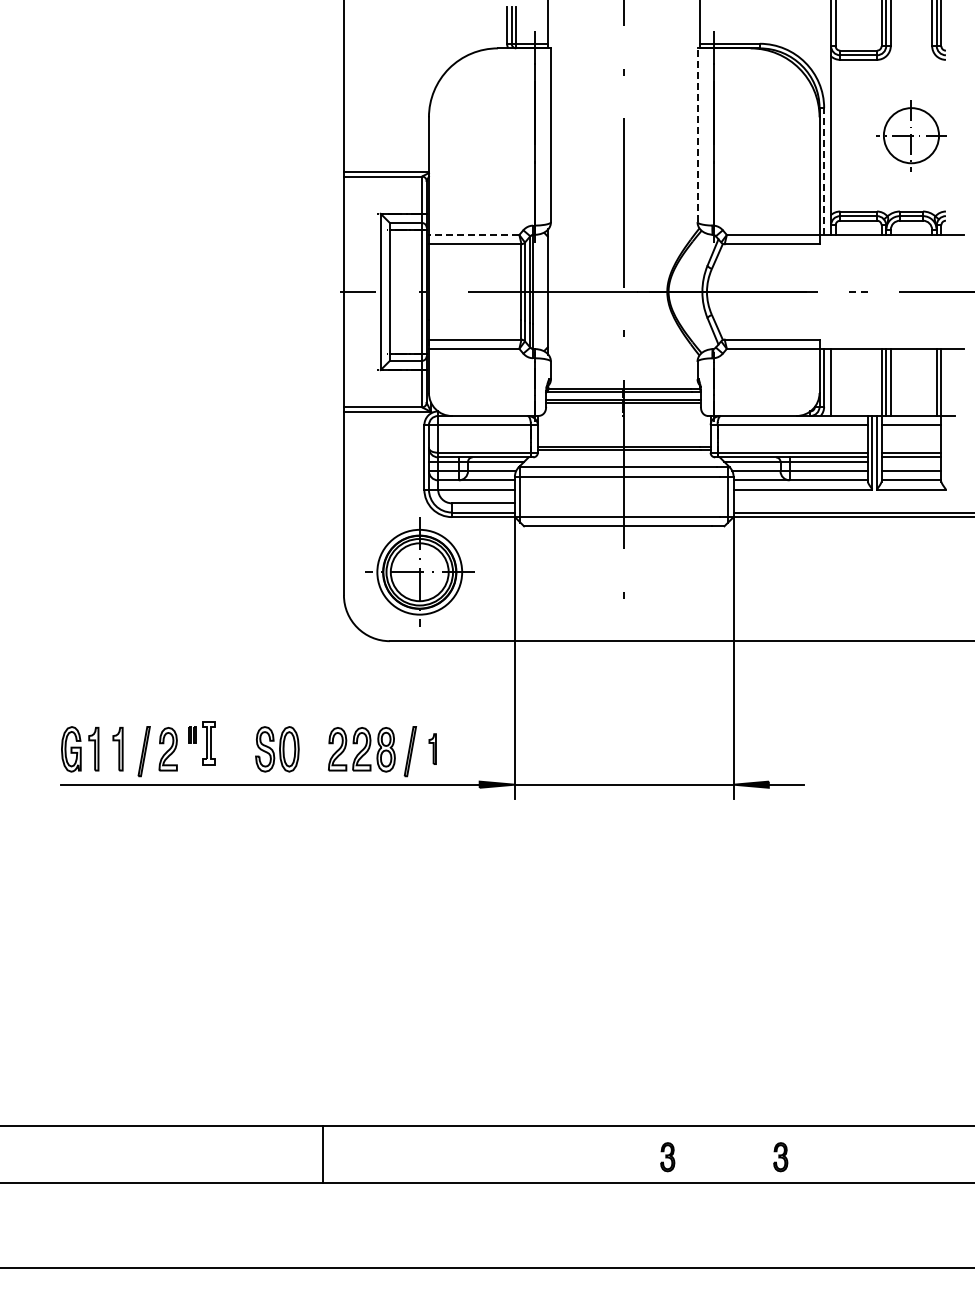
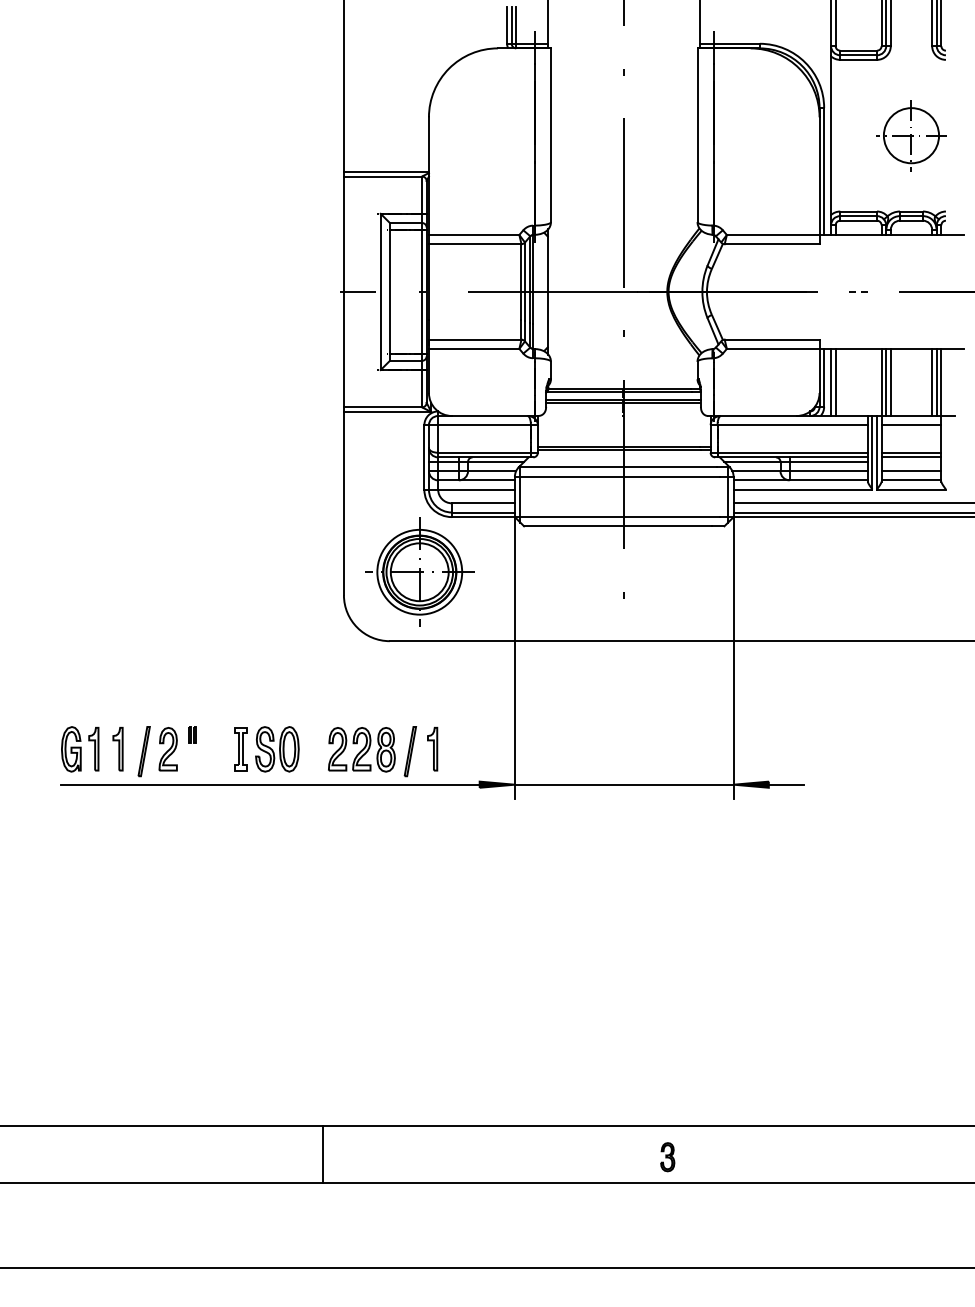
line: dashed -> solid (697, 135)
line: dashed -> solid (824, 170)
line: dashed -> solid (473, 235)
line: none -> present (835, 382)
line: none -> present (932, 382)
line: none -> present (852, 503)
part position: (208, 743) -> (240, 749) (240, 749)
part size: 9x32 px -> 12x46 px (432, 748)
part: present -> none (780, 1157)
